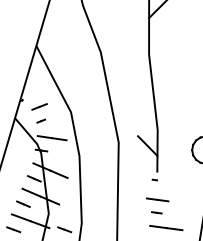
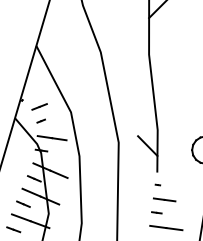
part position: (154, 179) -> (157, 184) (157, 184)
line position: (157, 199) -> (164, 199) (164, 199)
line: present -> none (64, 229)
